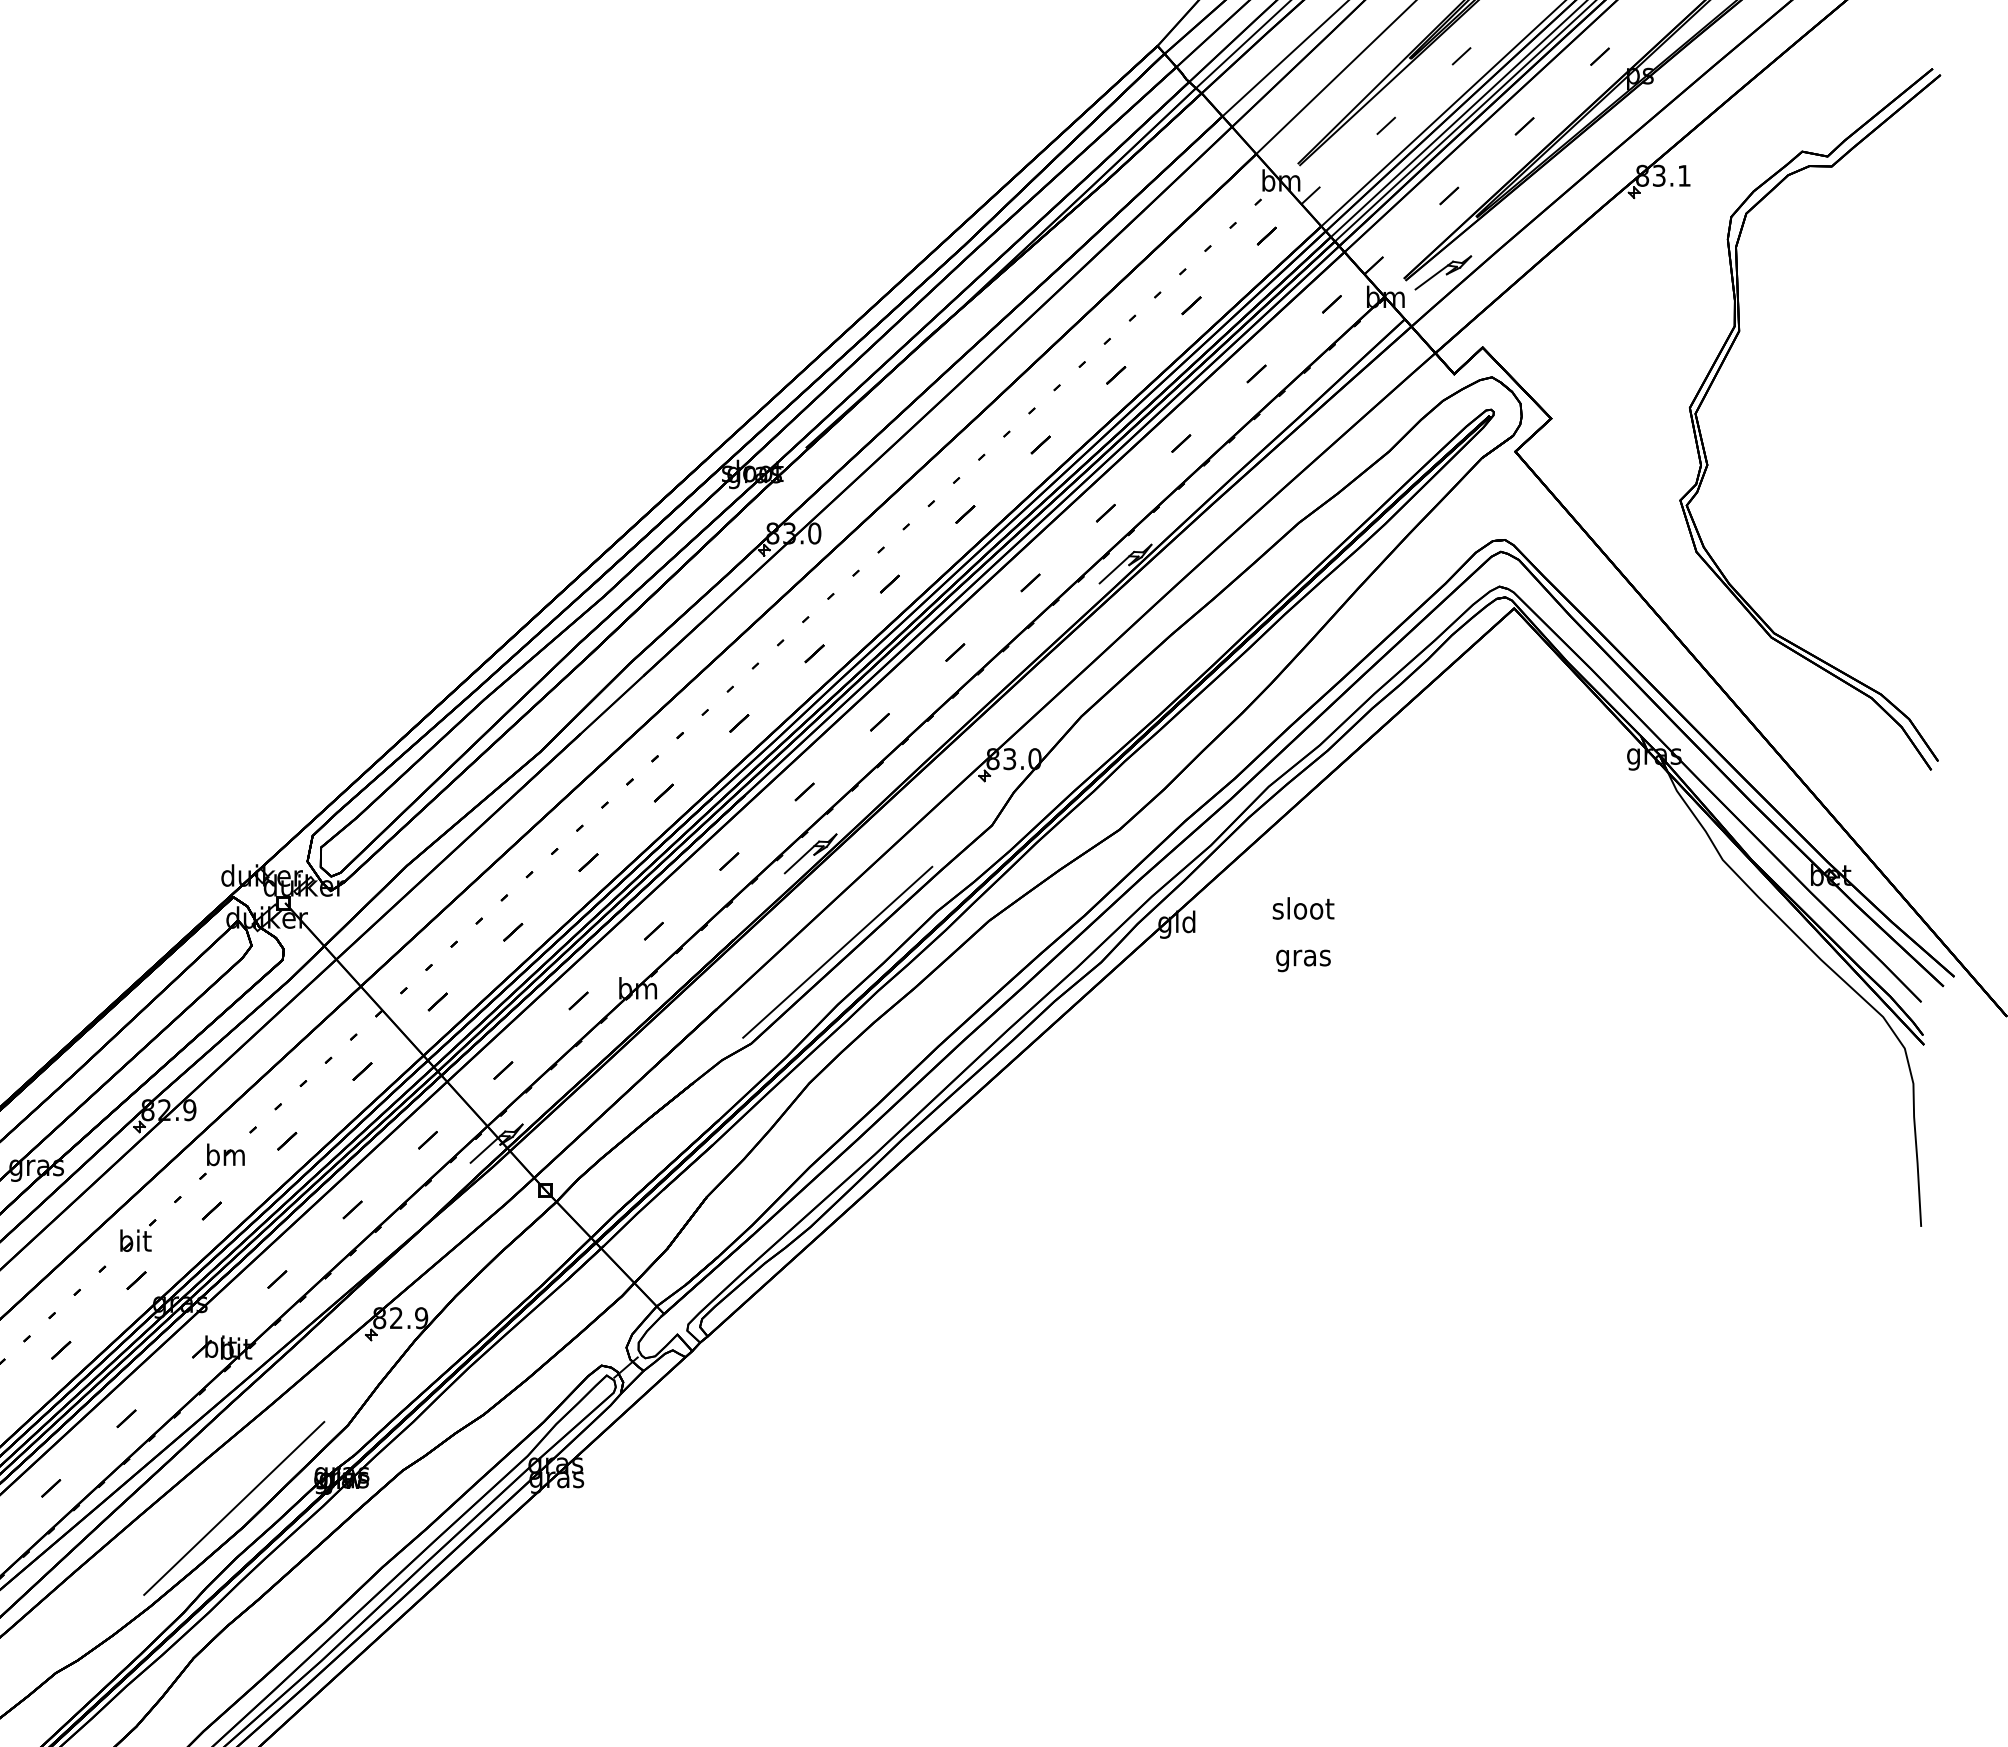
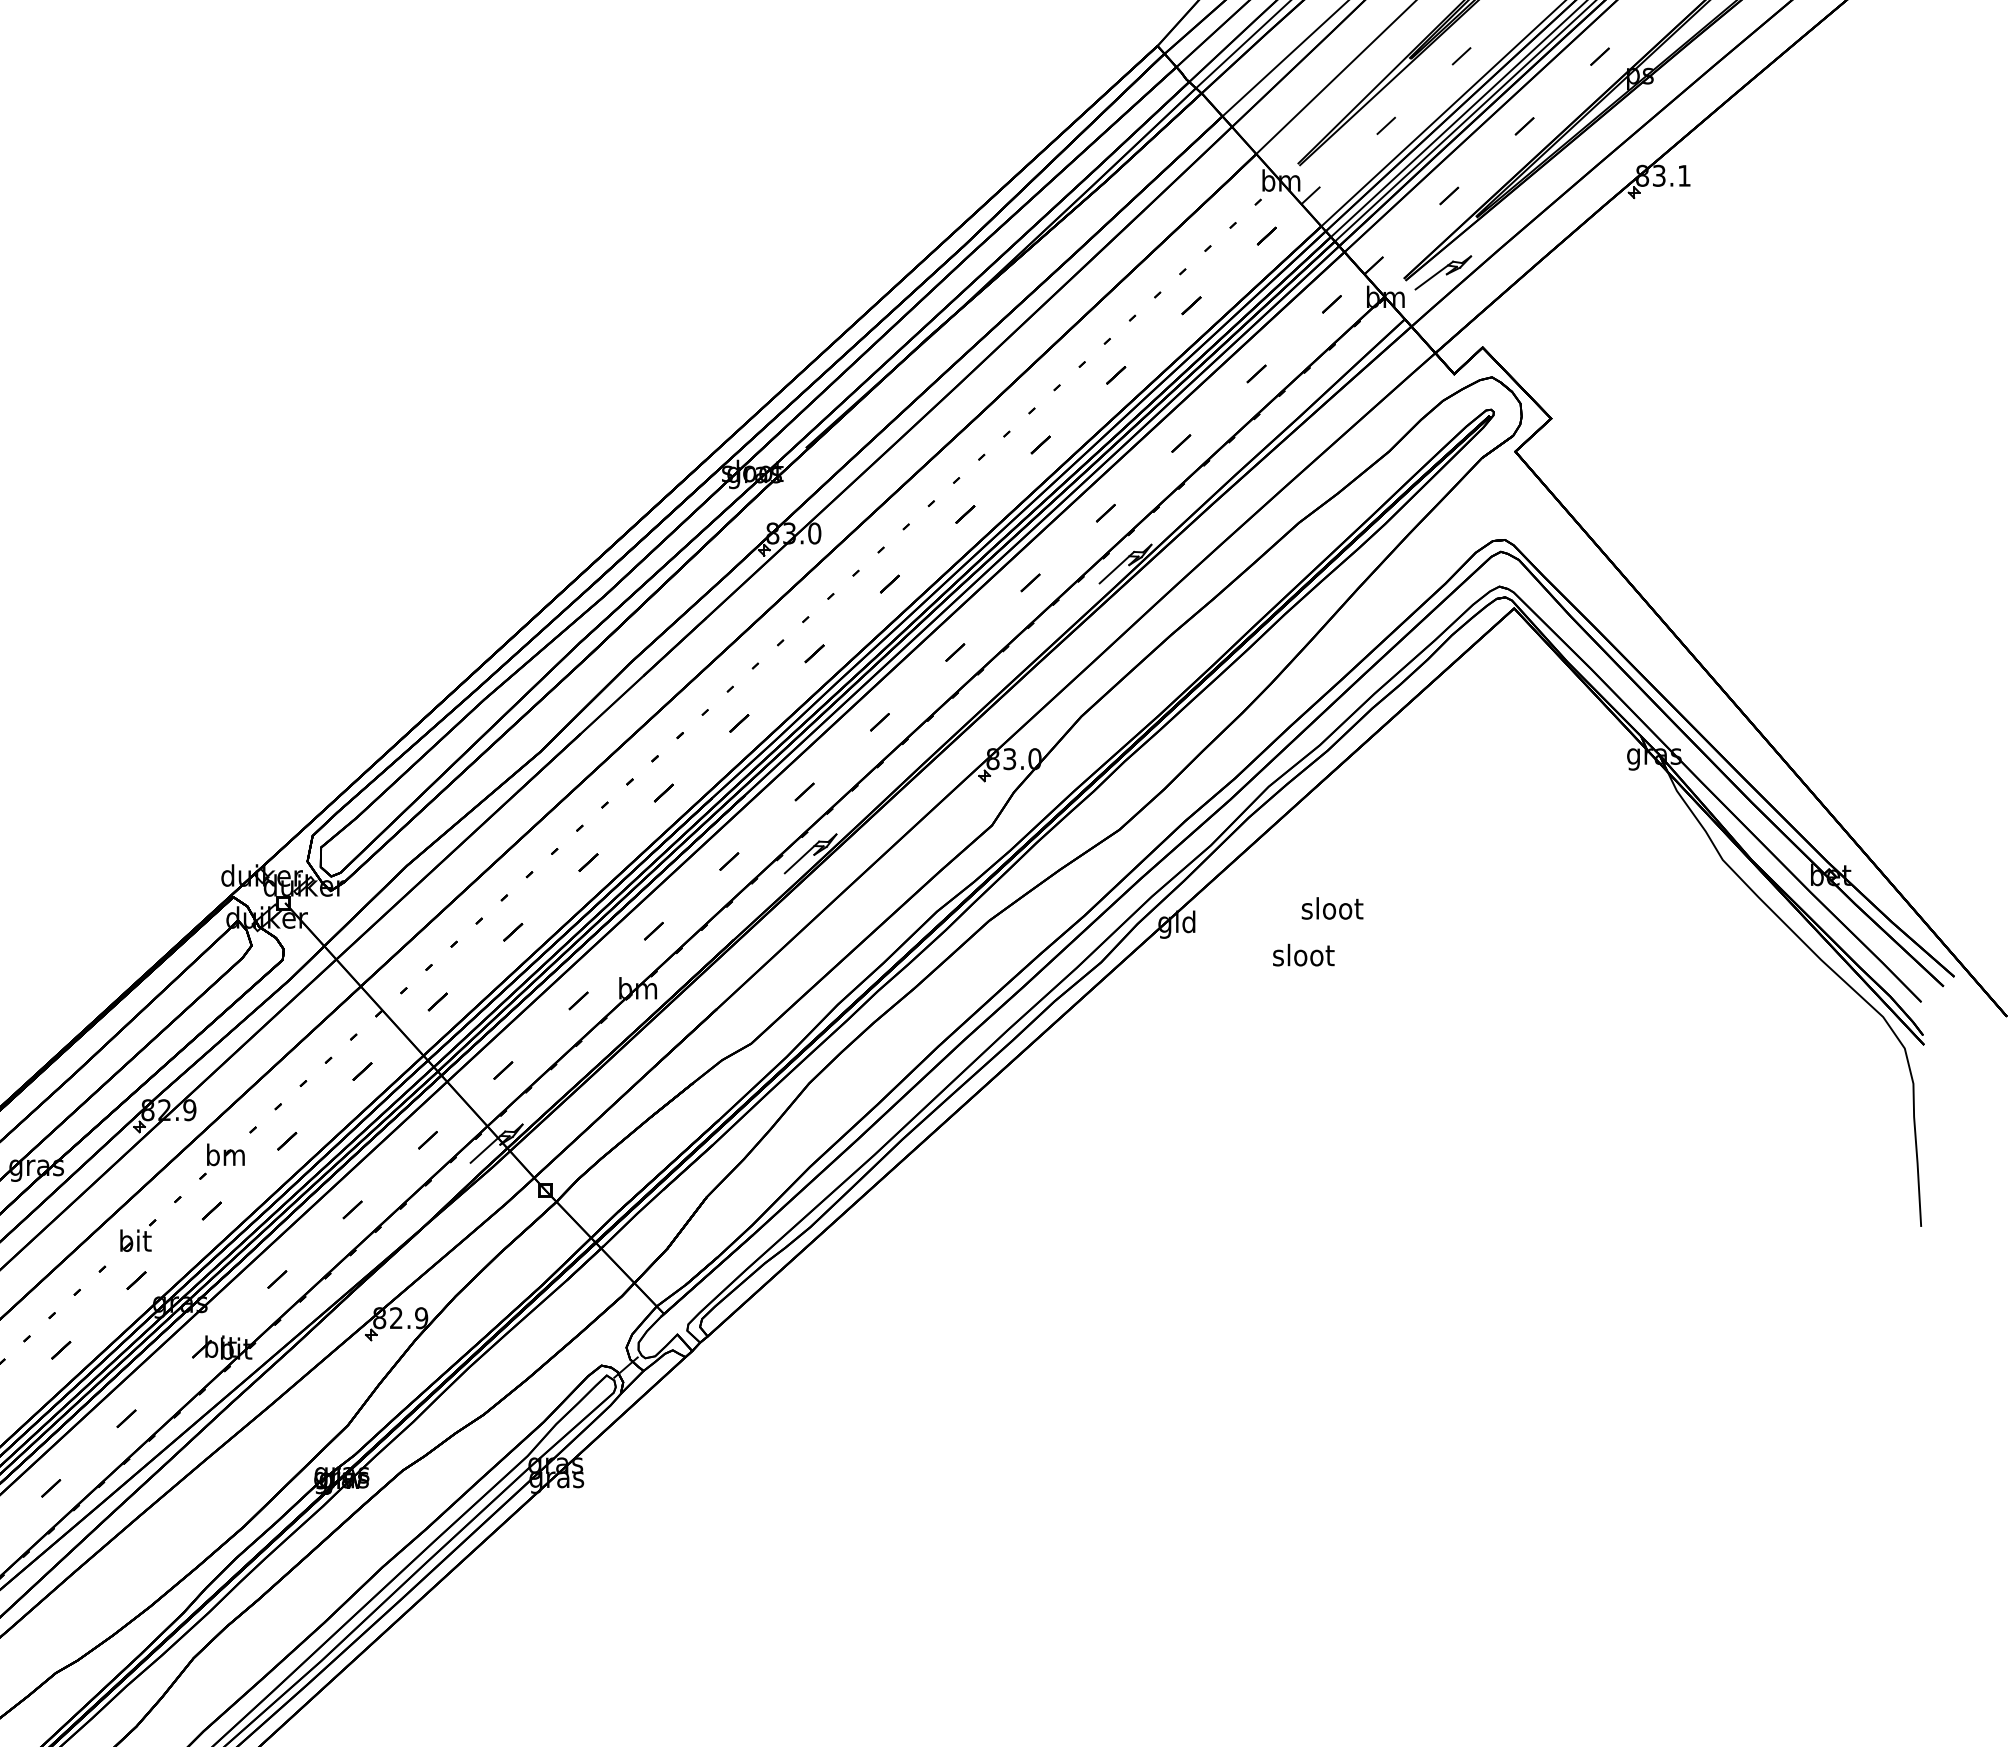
part: present -> none (1718, 373)
text position: (1303, 908) -> (1332, 908) (1332, 908)
line: present -> none (837, 951)
text: gras -> sloot (1303, 957)
line: present -> none (234, 1507)
